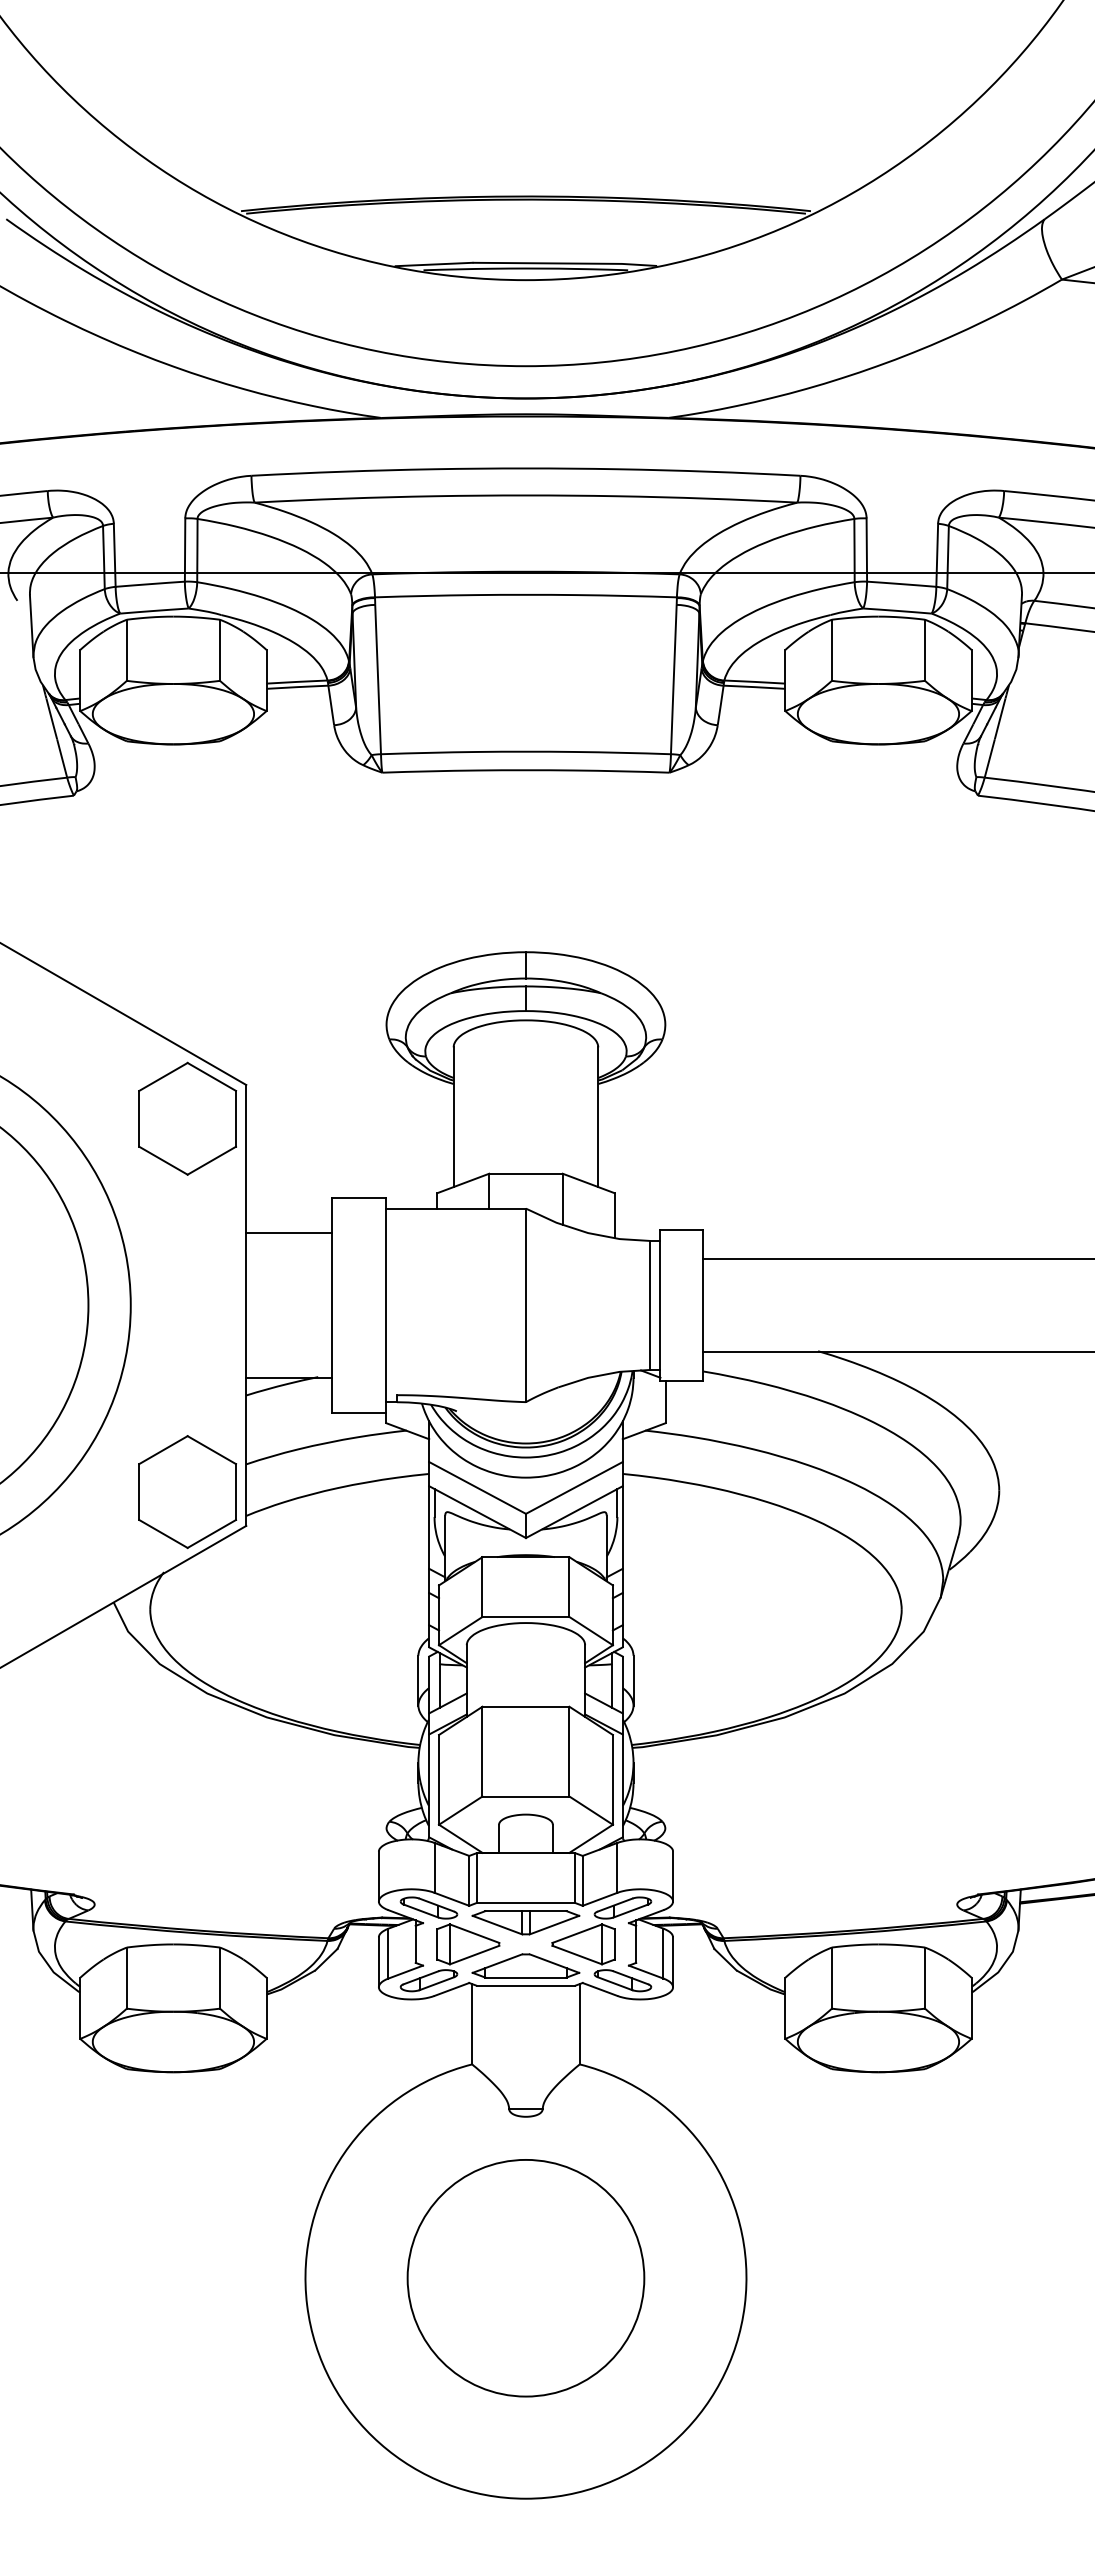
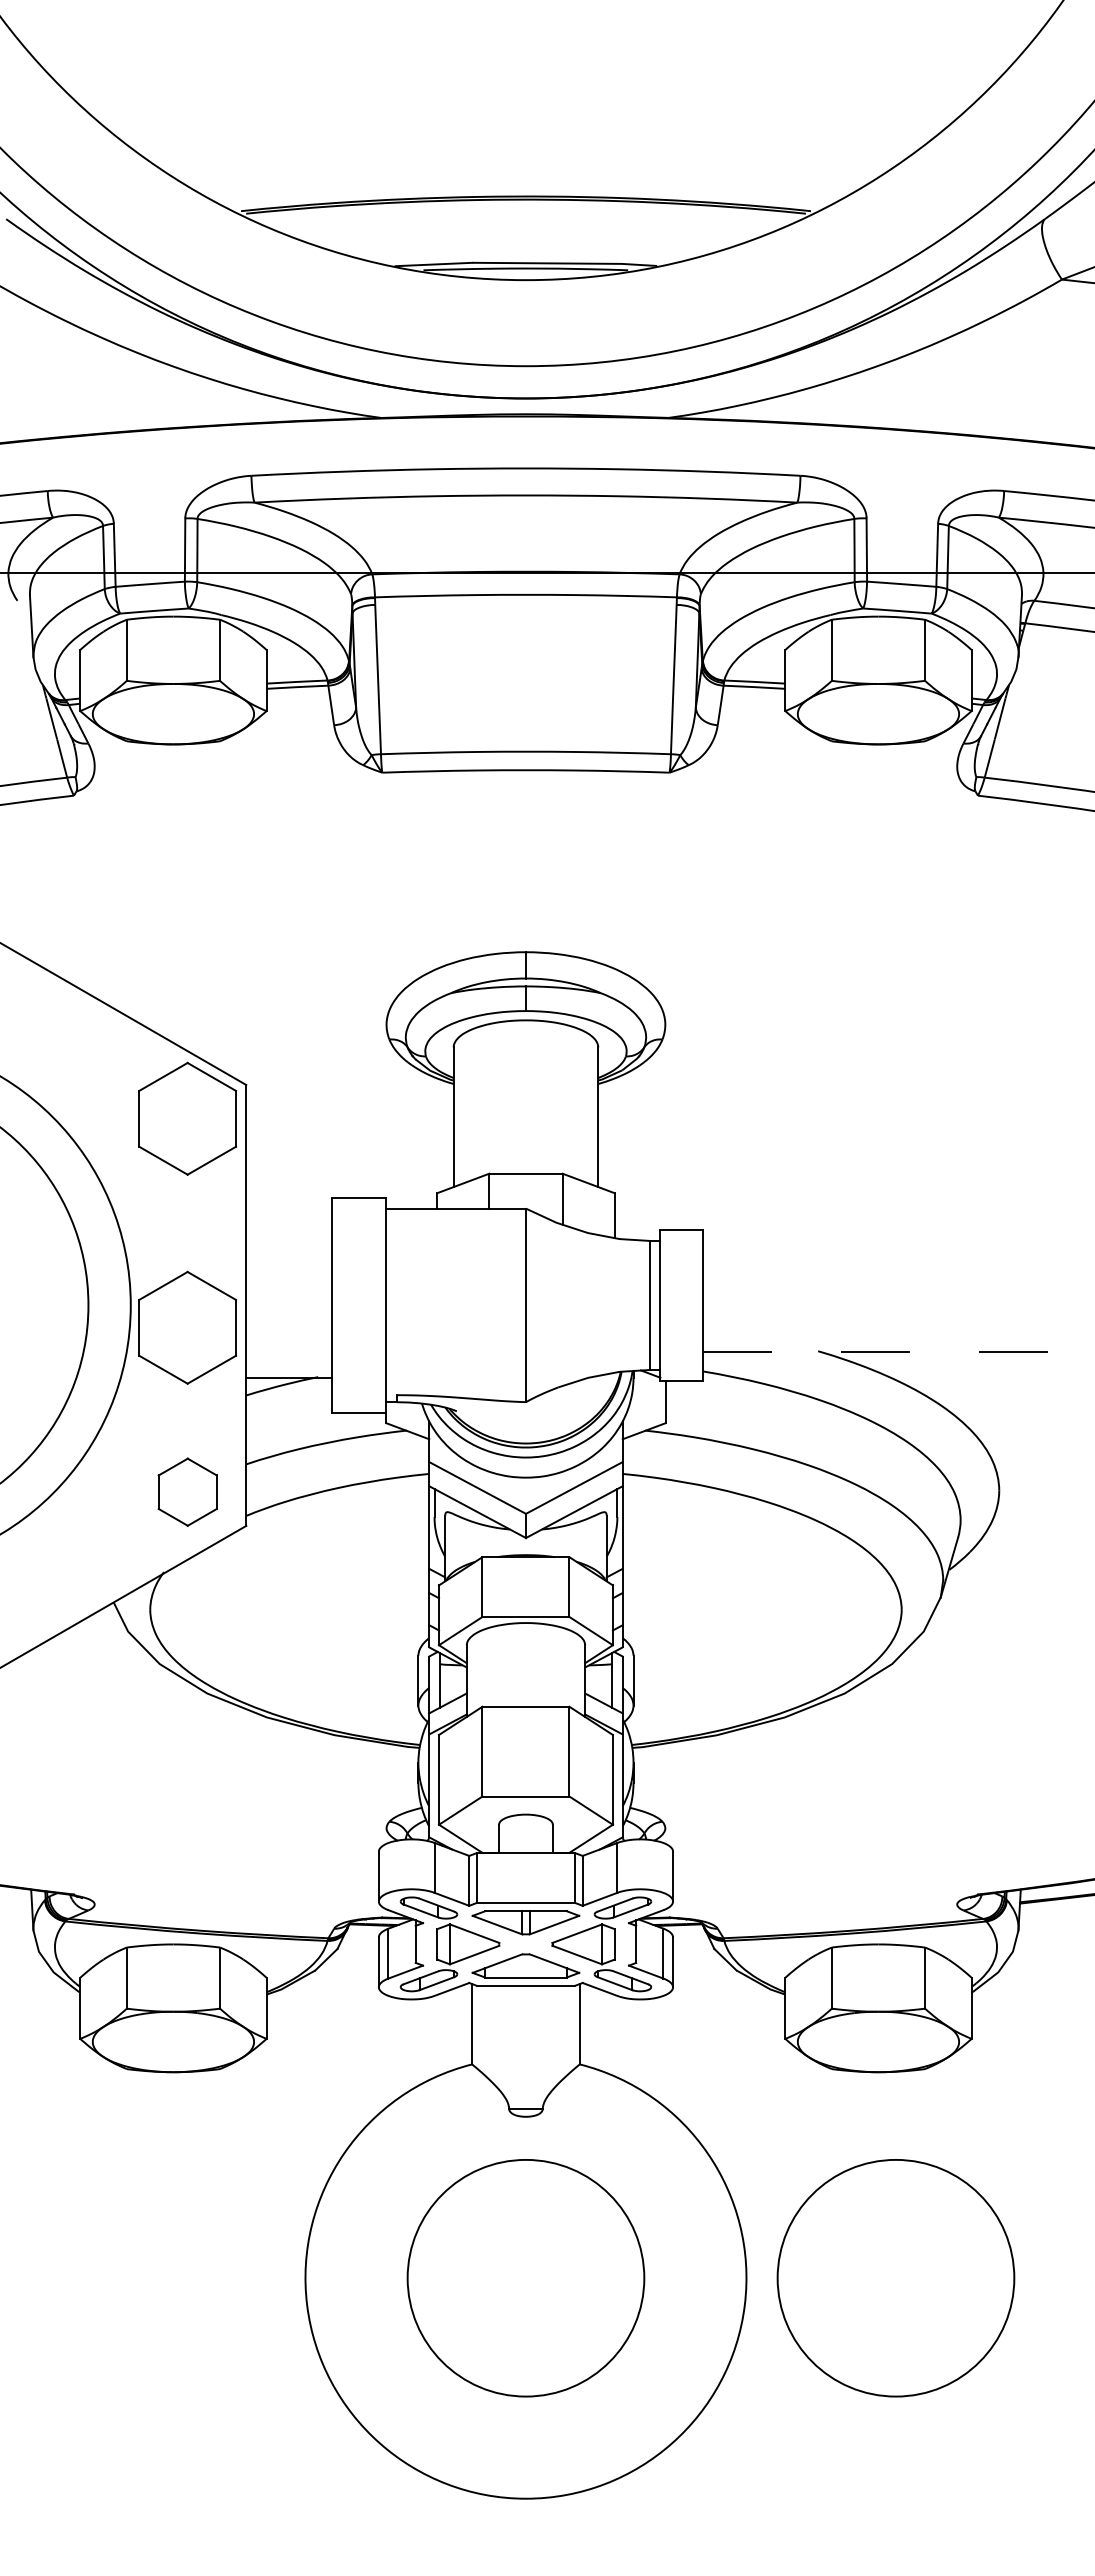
line: present -> none (289, 1233)
line: present -> none (897, 1258)
part: none -> present (187, 1327)
line: solid -> dashed (899, 1351)
part size: 100x115 px -> 61x70 px (187, 1491)
circle: none -> present (895, 2278)
